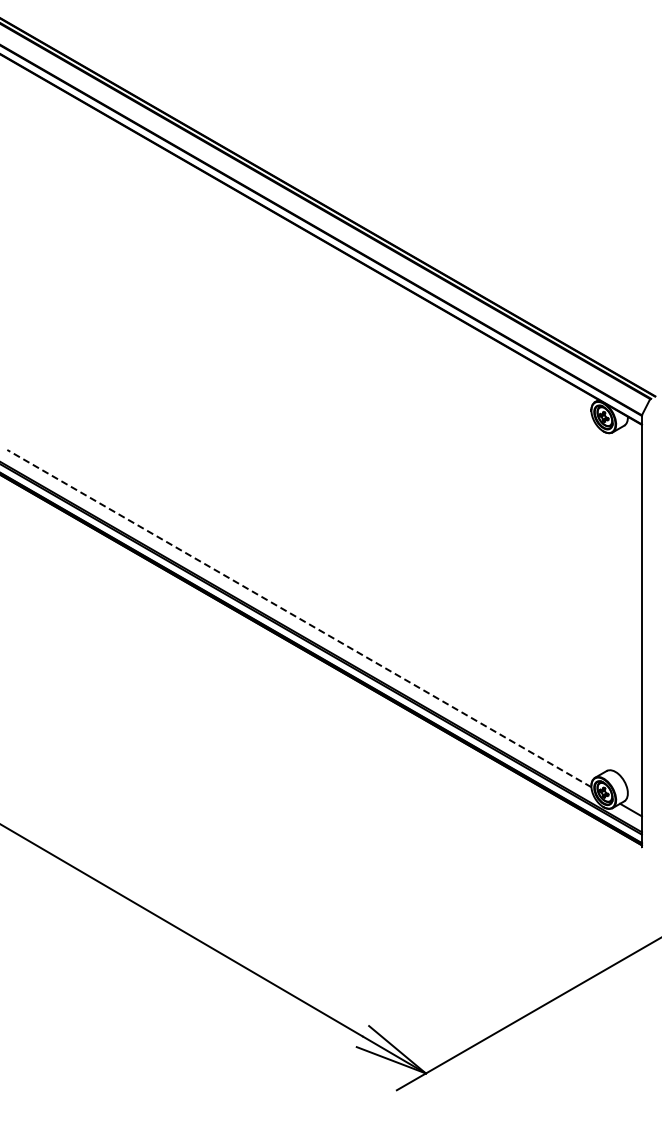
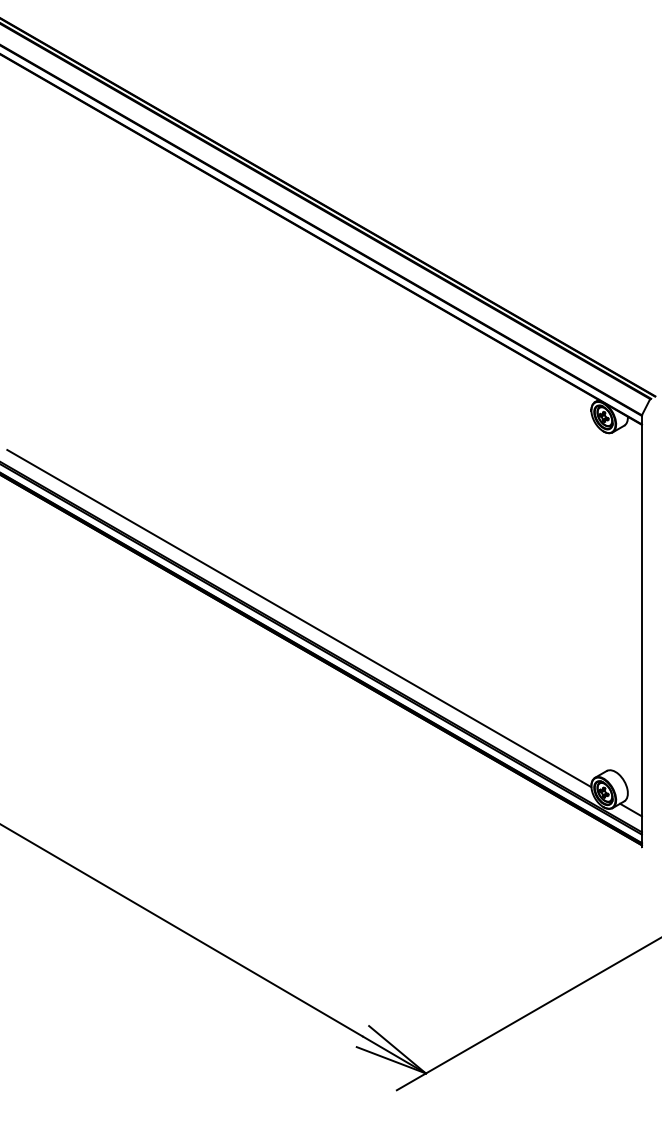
line: dashed -> solid (298, 618)
